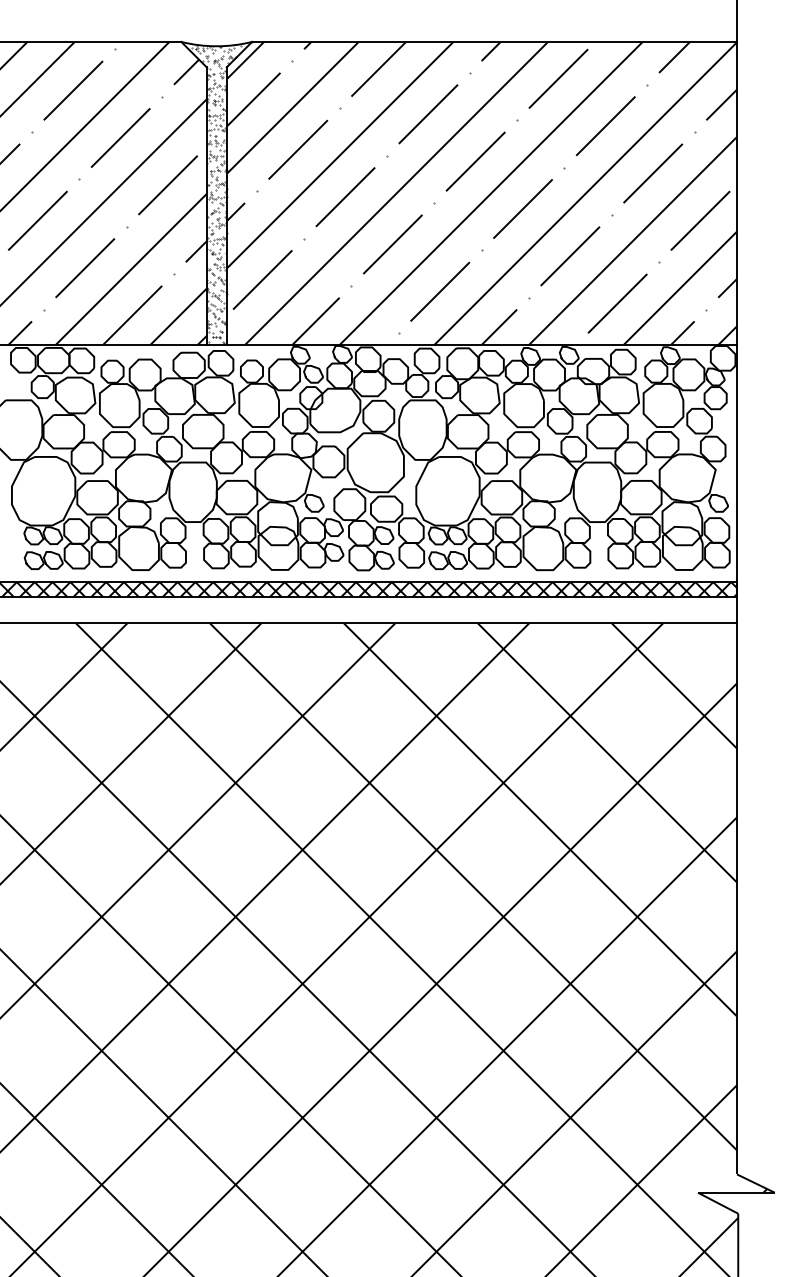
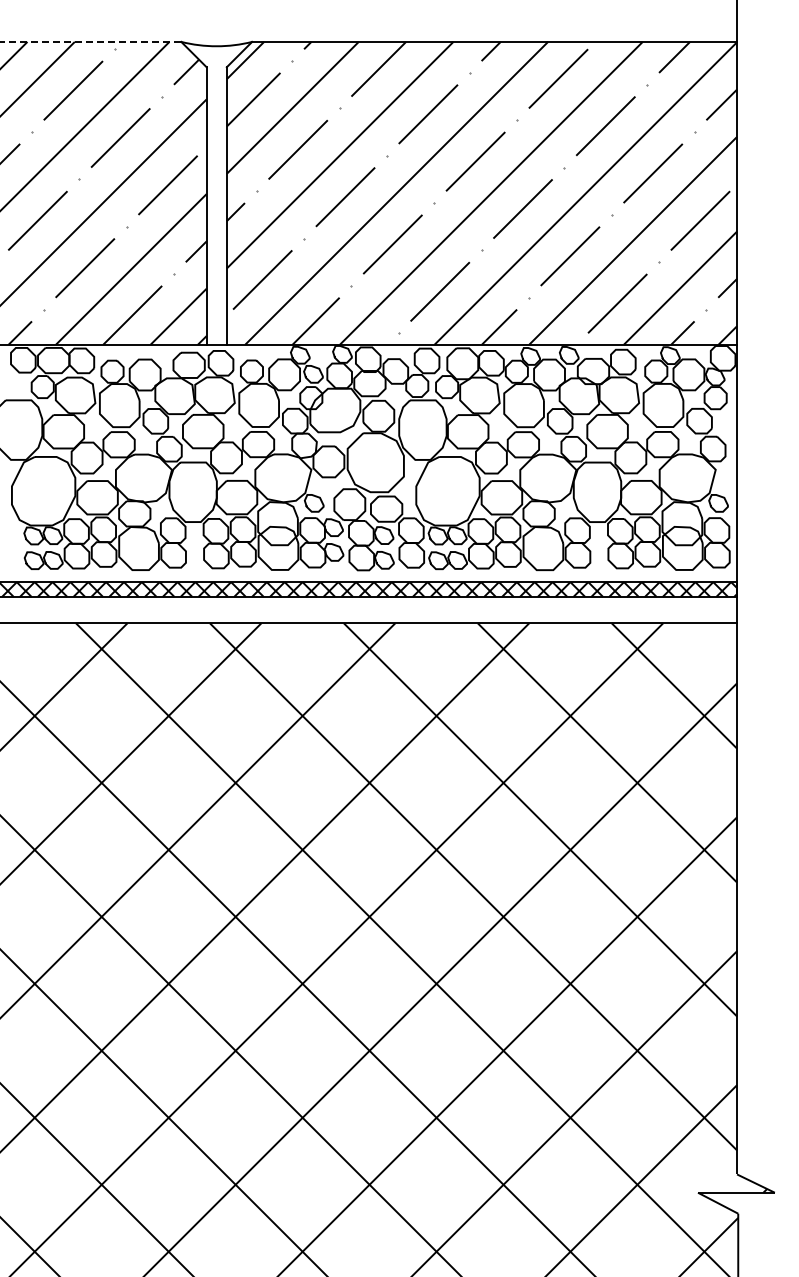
line: solid -> dashed (90, 41)
hatch: present -> none (221, 193)
